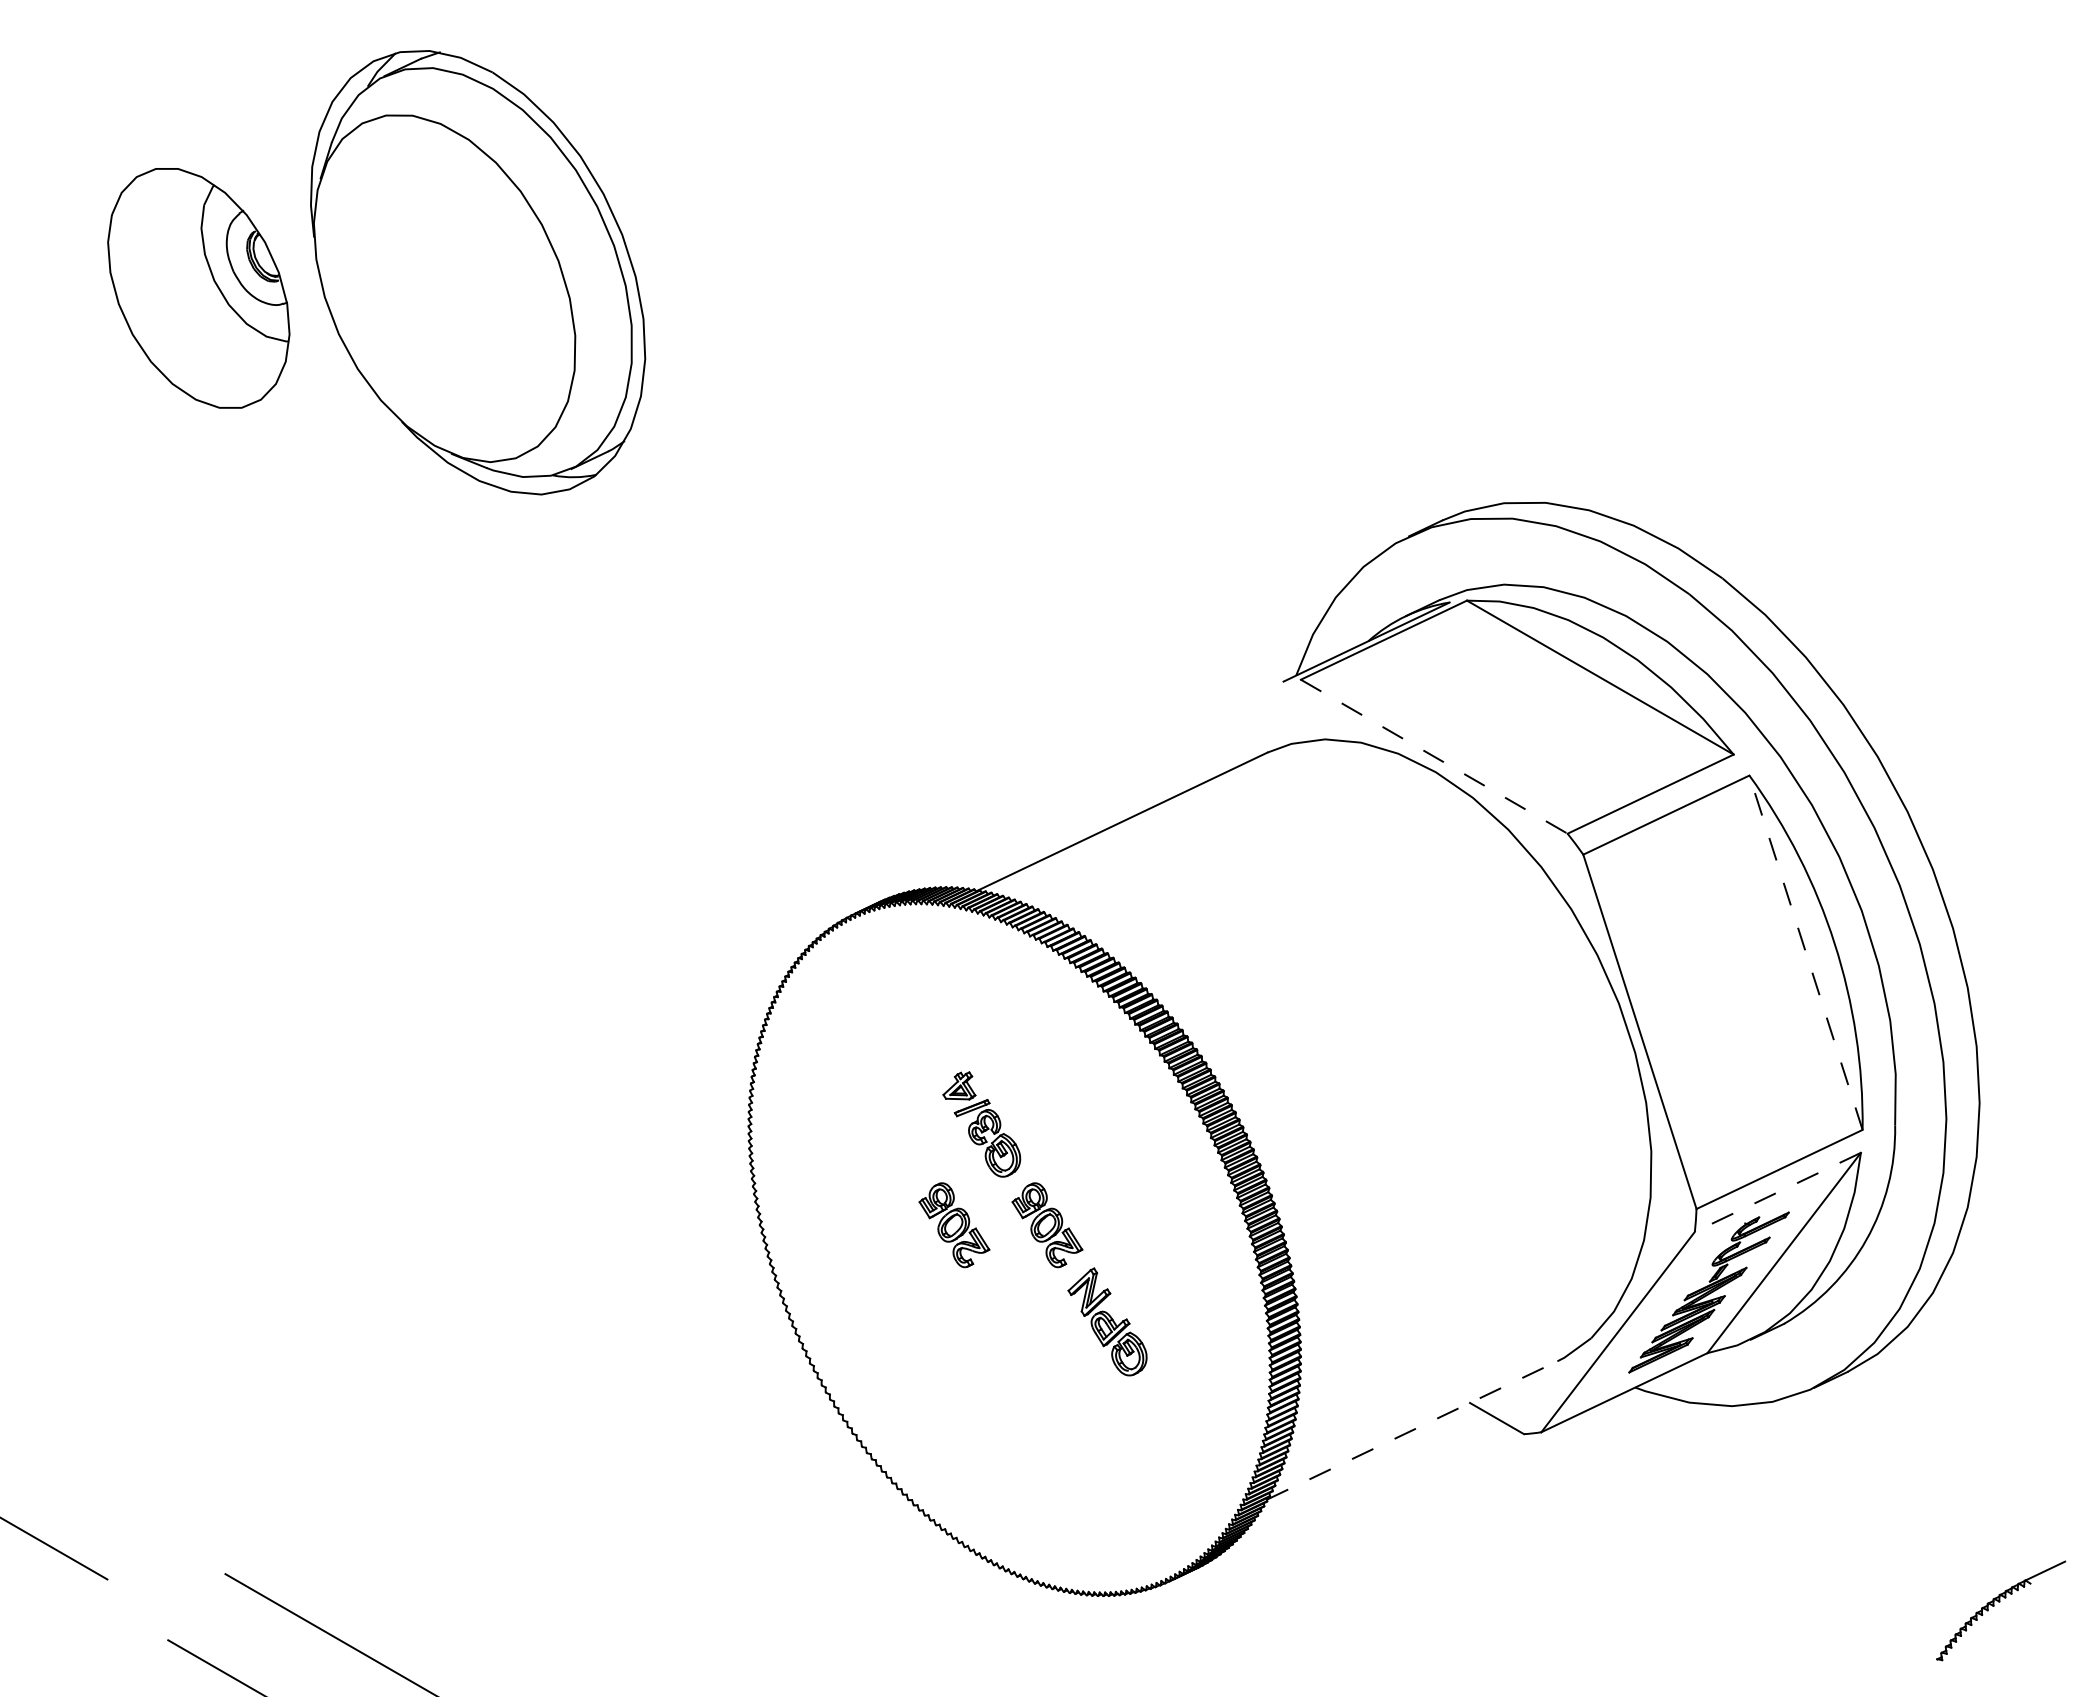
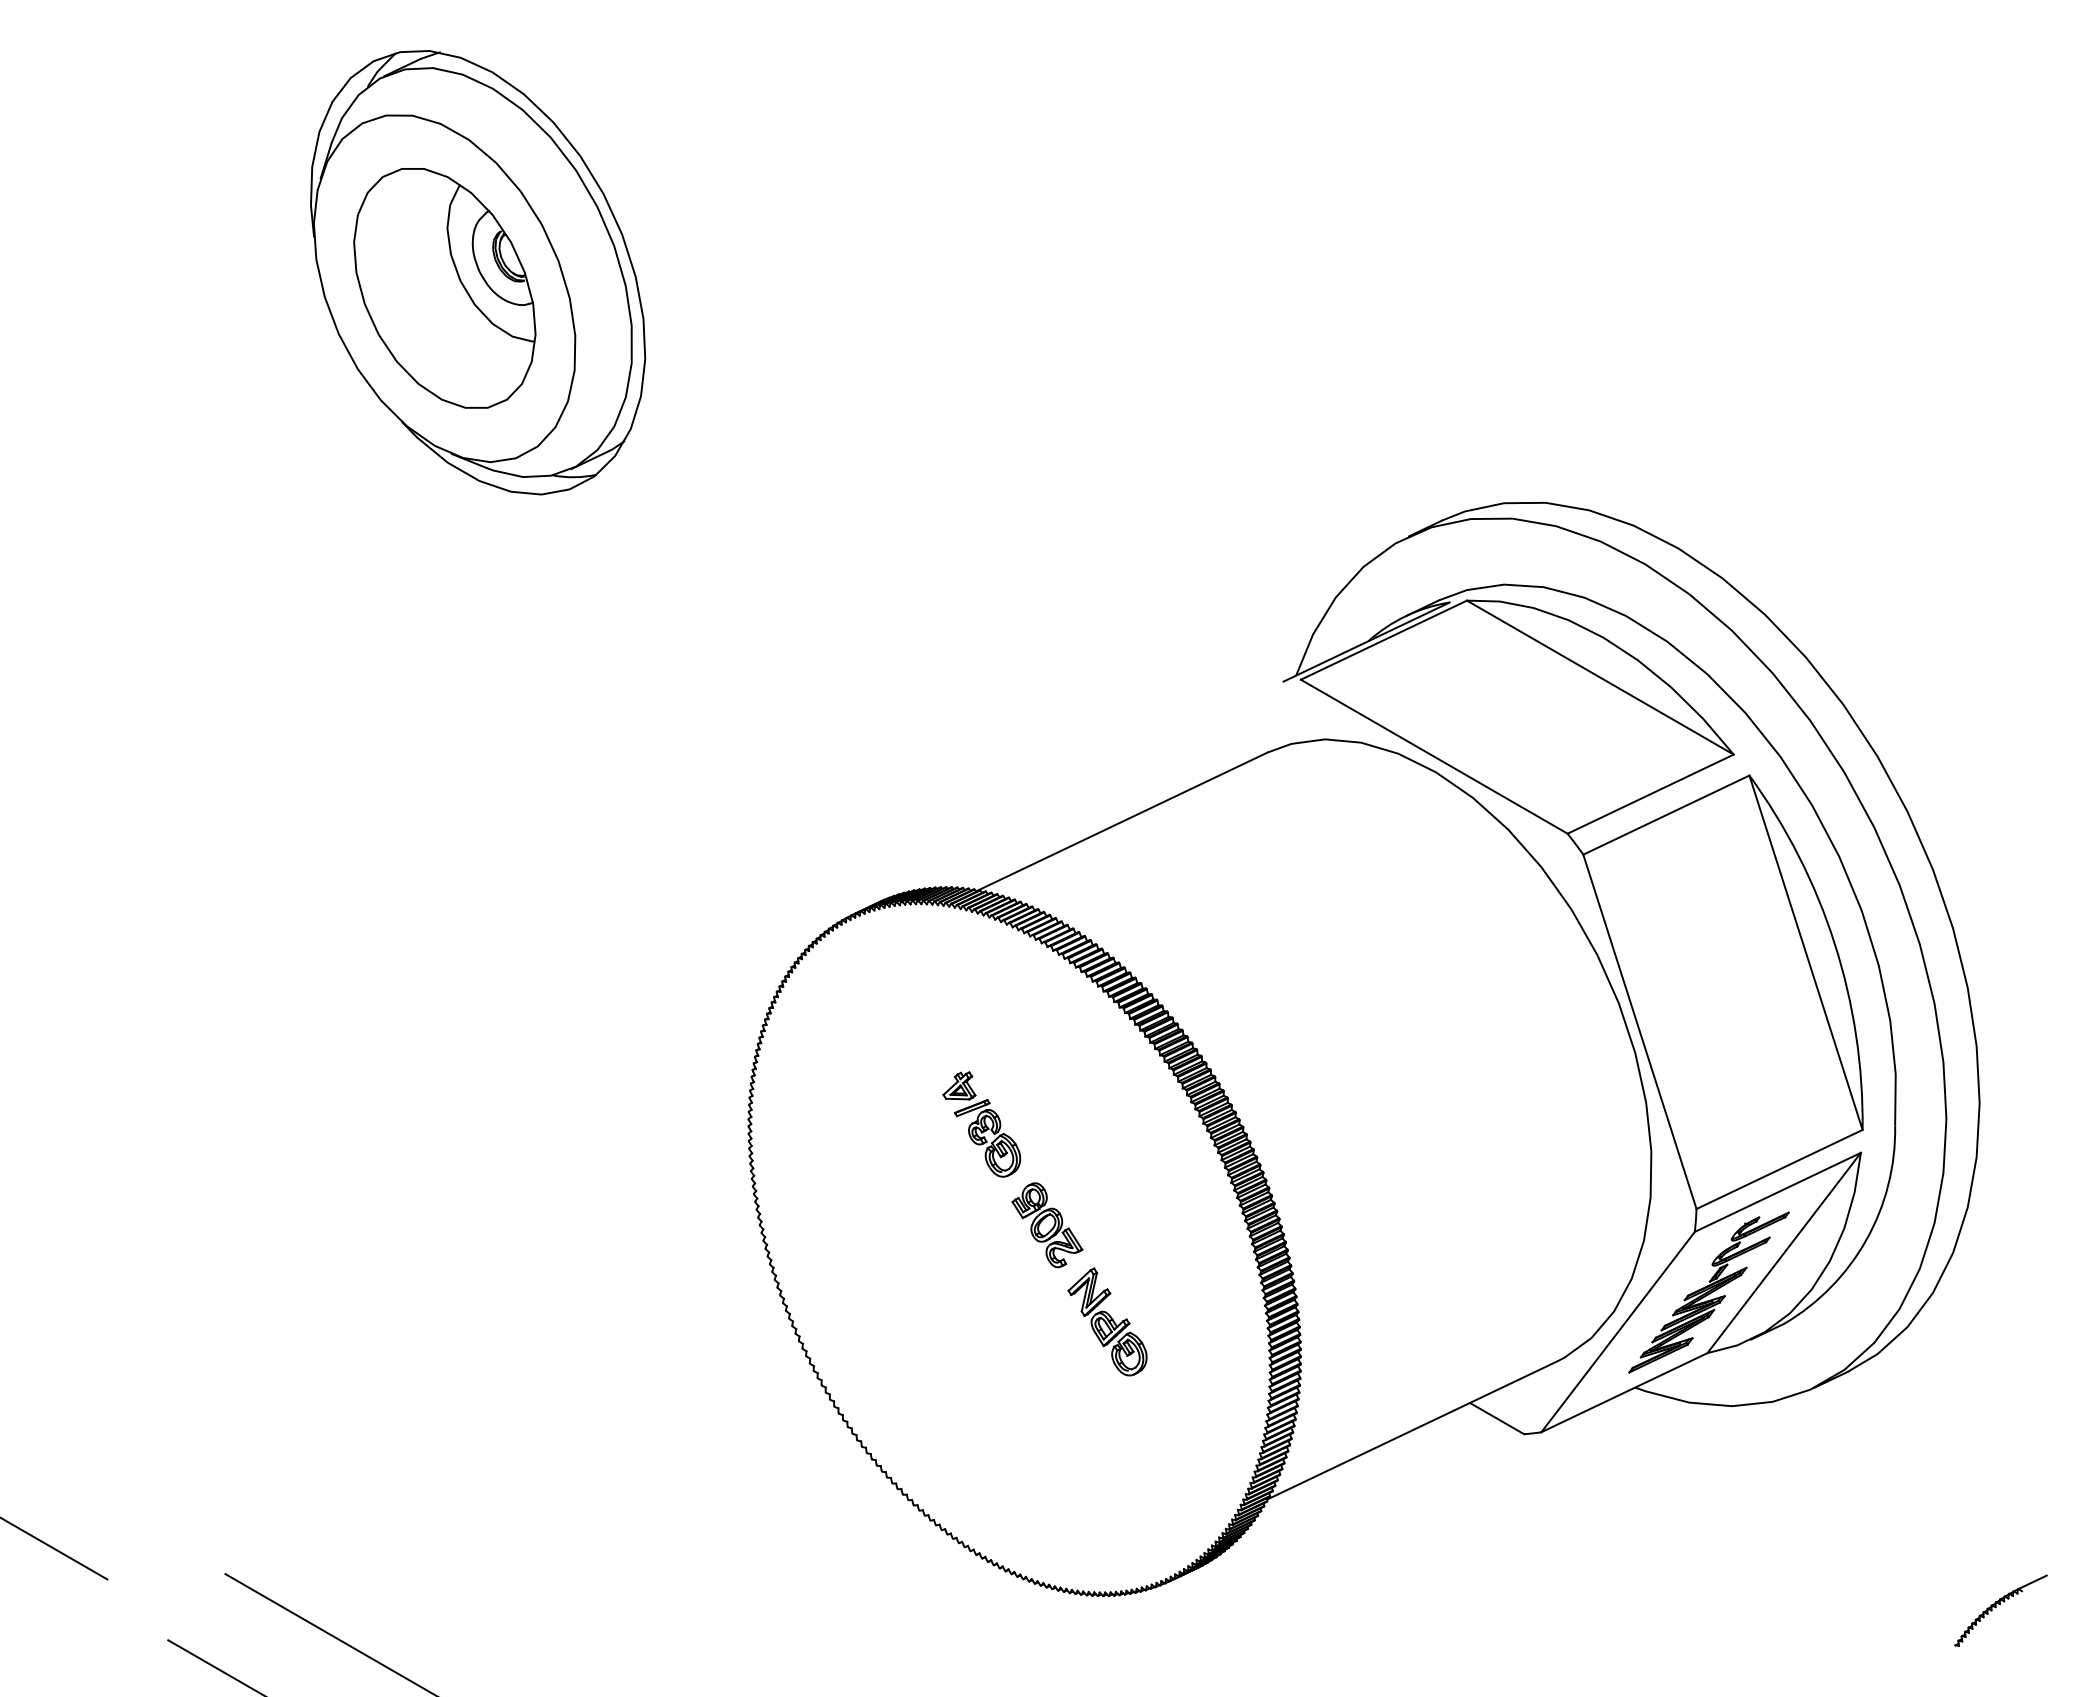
part position: (198, 288) -> (444, 288) (444, 288)
line: dashed -> solid (1434, 756)
line: dashed -> solid (1805, 952)
line: dashed -> solid (1777, 1192)
part: present -> none (954, 1225)
line: dashed -> solid (1412, 1430)
part size: 131x102 px -> 94x73 px (2000, 1610)
